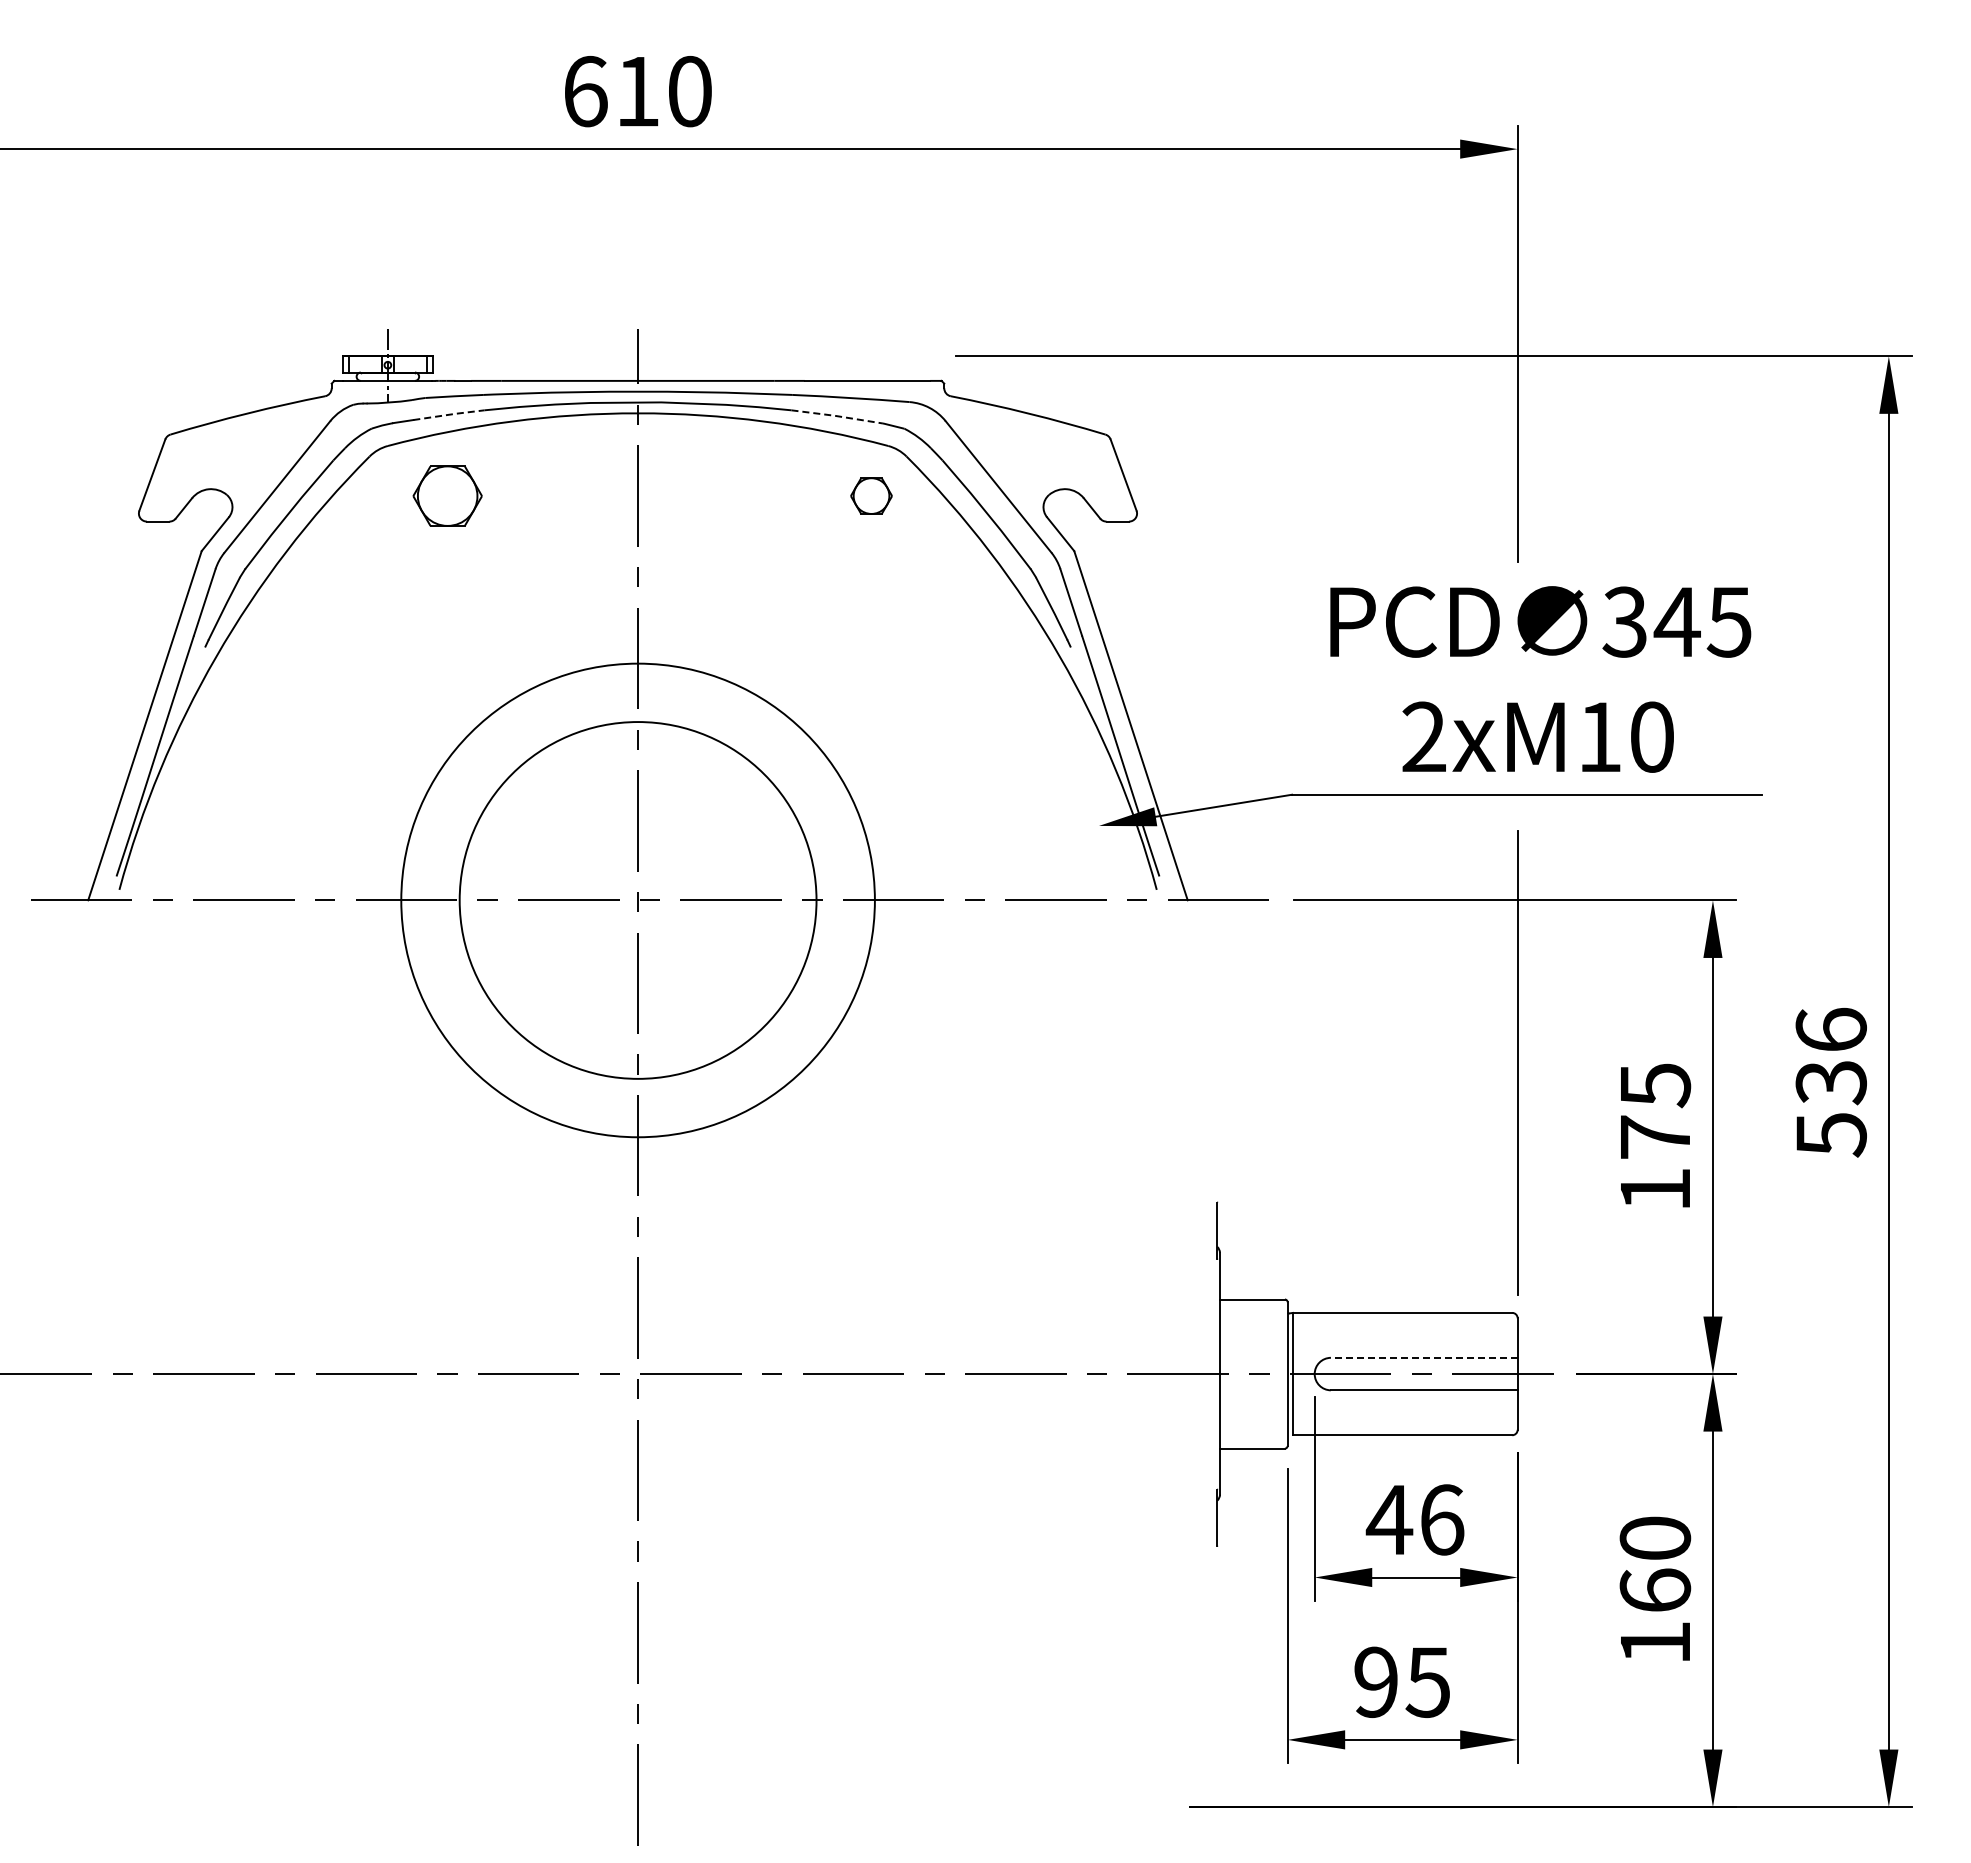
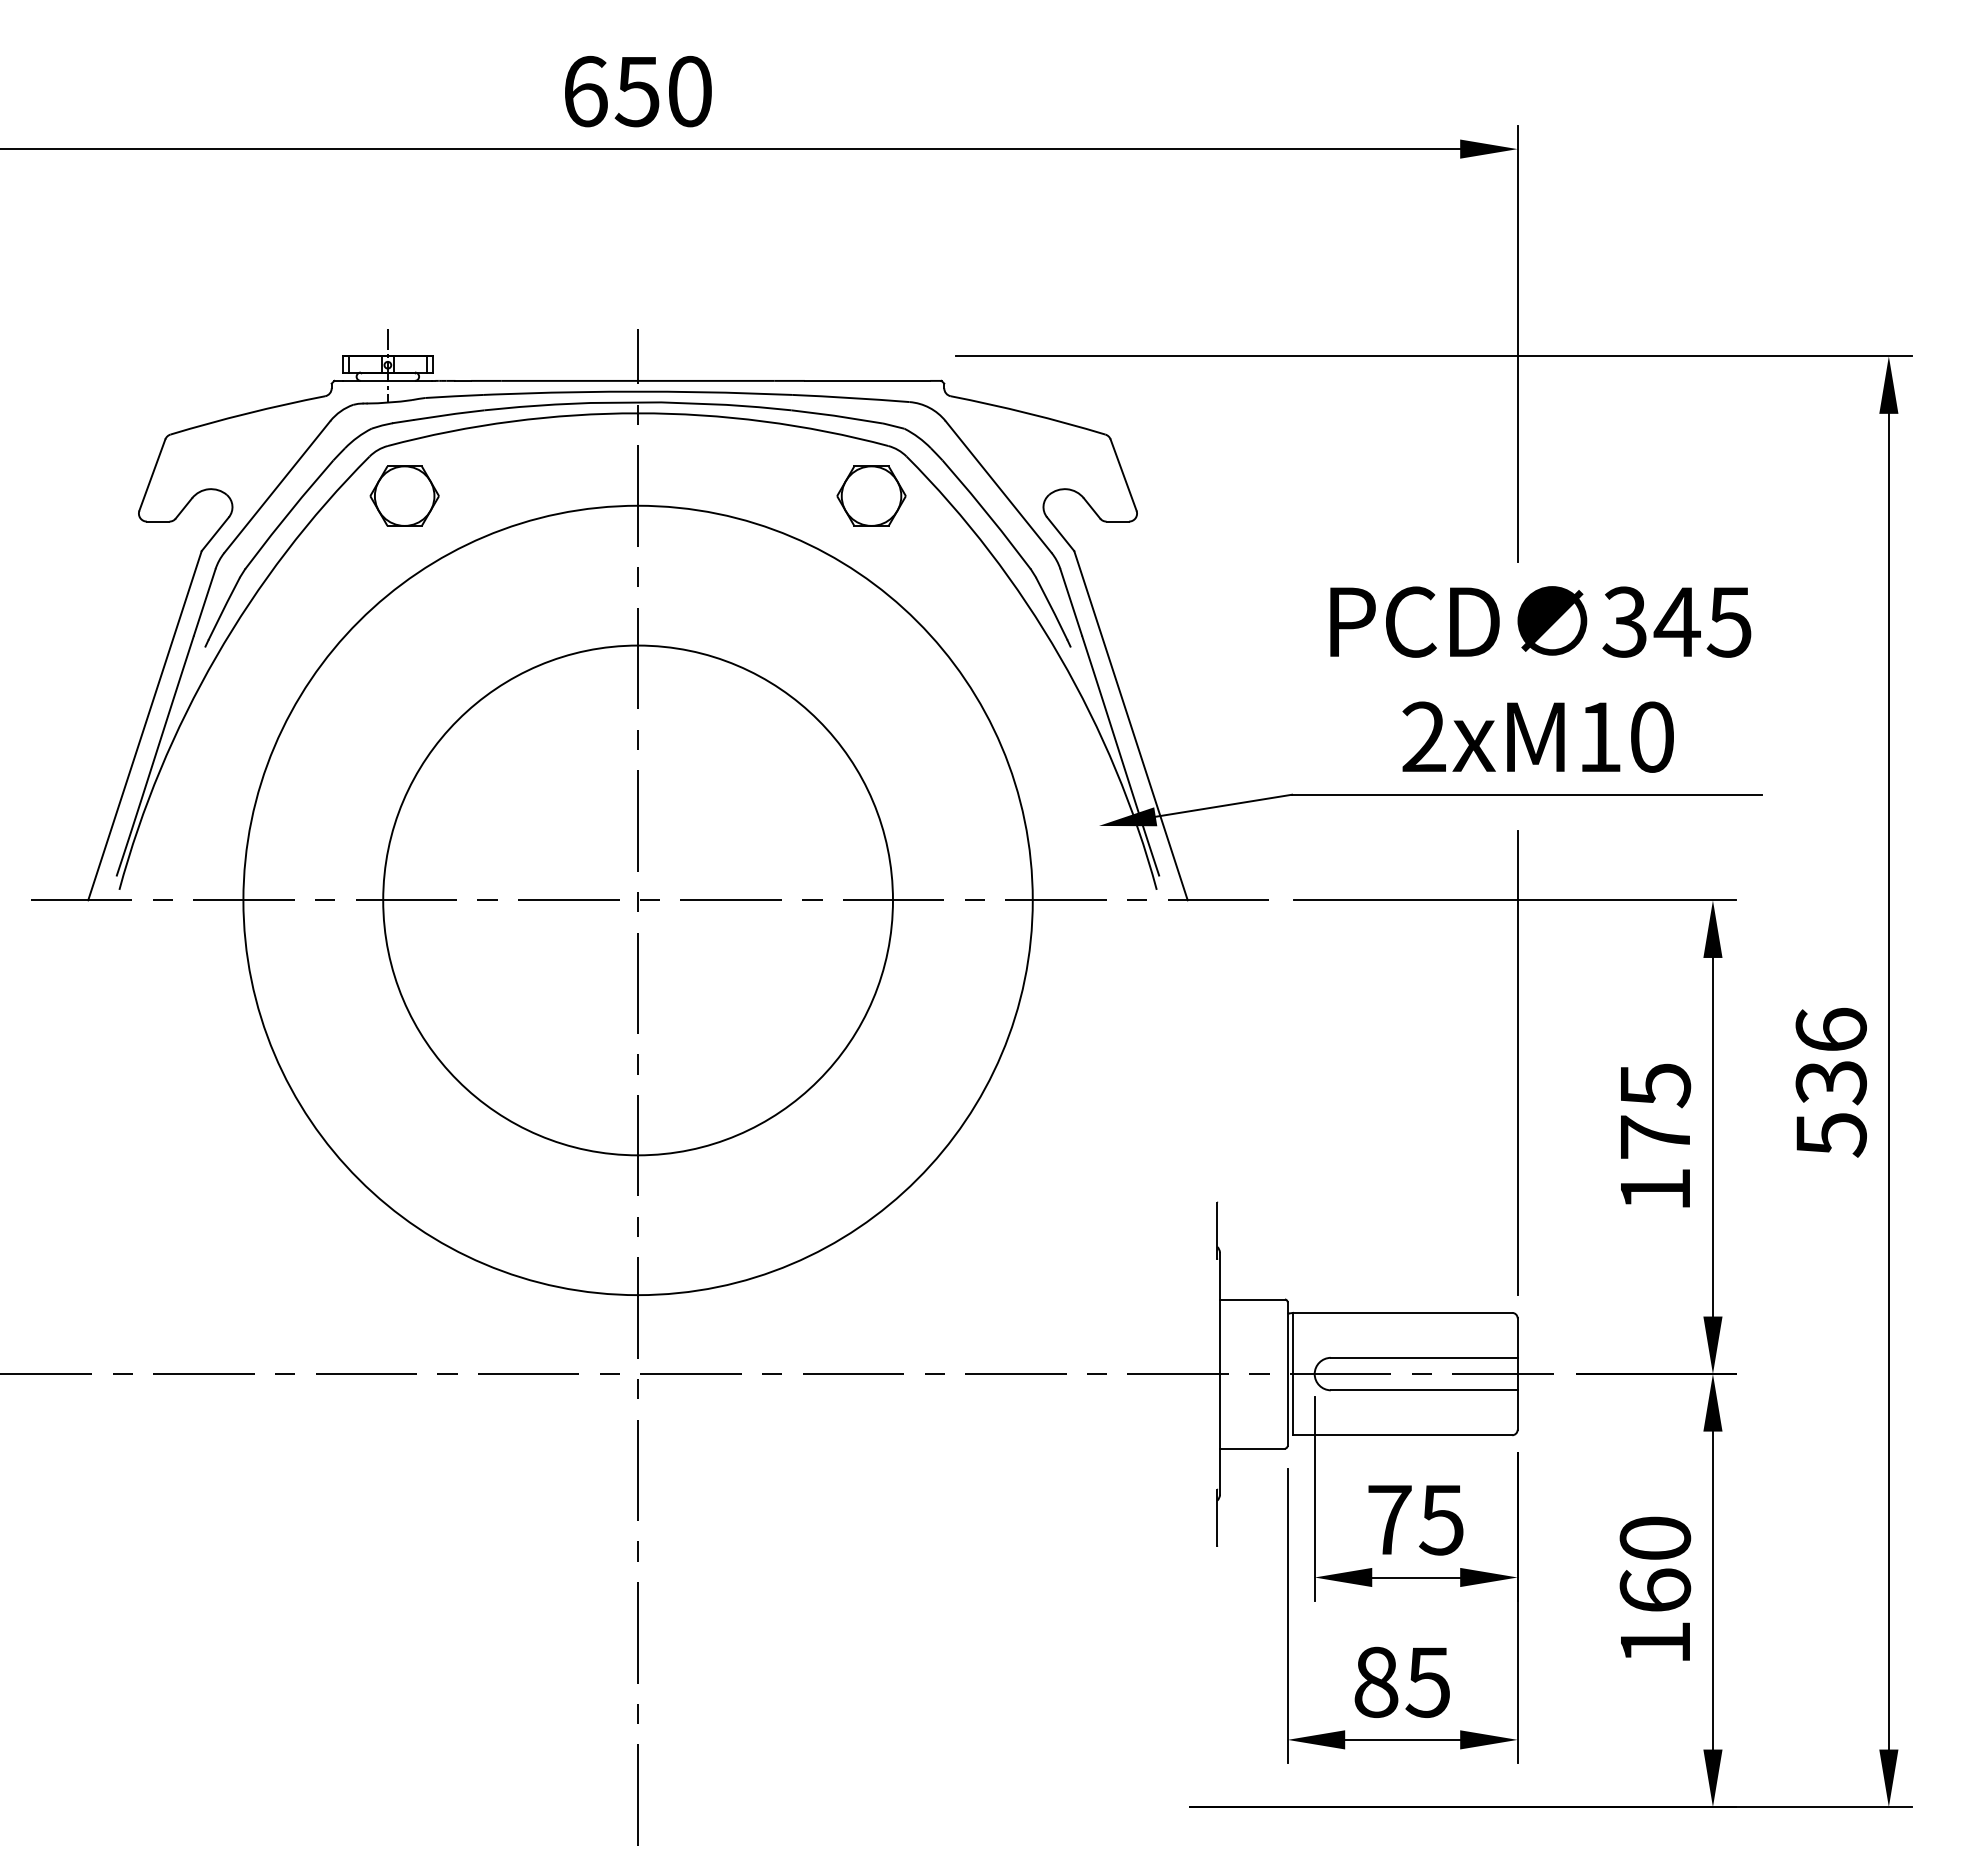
text: 610 -> 650 (636, 92)
line: dashed -> solid (449, 414)
line: dashed -> solid (836, 416)
part position: (447, 495) -> (404, 495) (404, 495)
part size: 43x38 px -> 71x62 px (871, 495)
circle diameter: 357 px -> 510 px (637, 900)
circle diameter: 474 px -> 789 px (637, 900)
line: dashed -> solid (1423, 1357)
text: 46 -> 75 (1414, 1519)
text: 95 -> 85 (1376, 1682)
